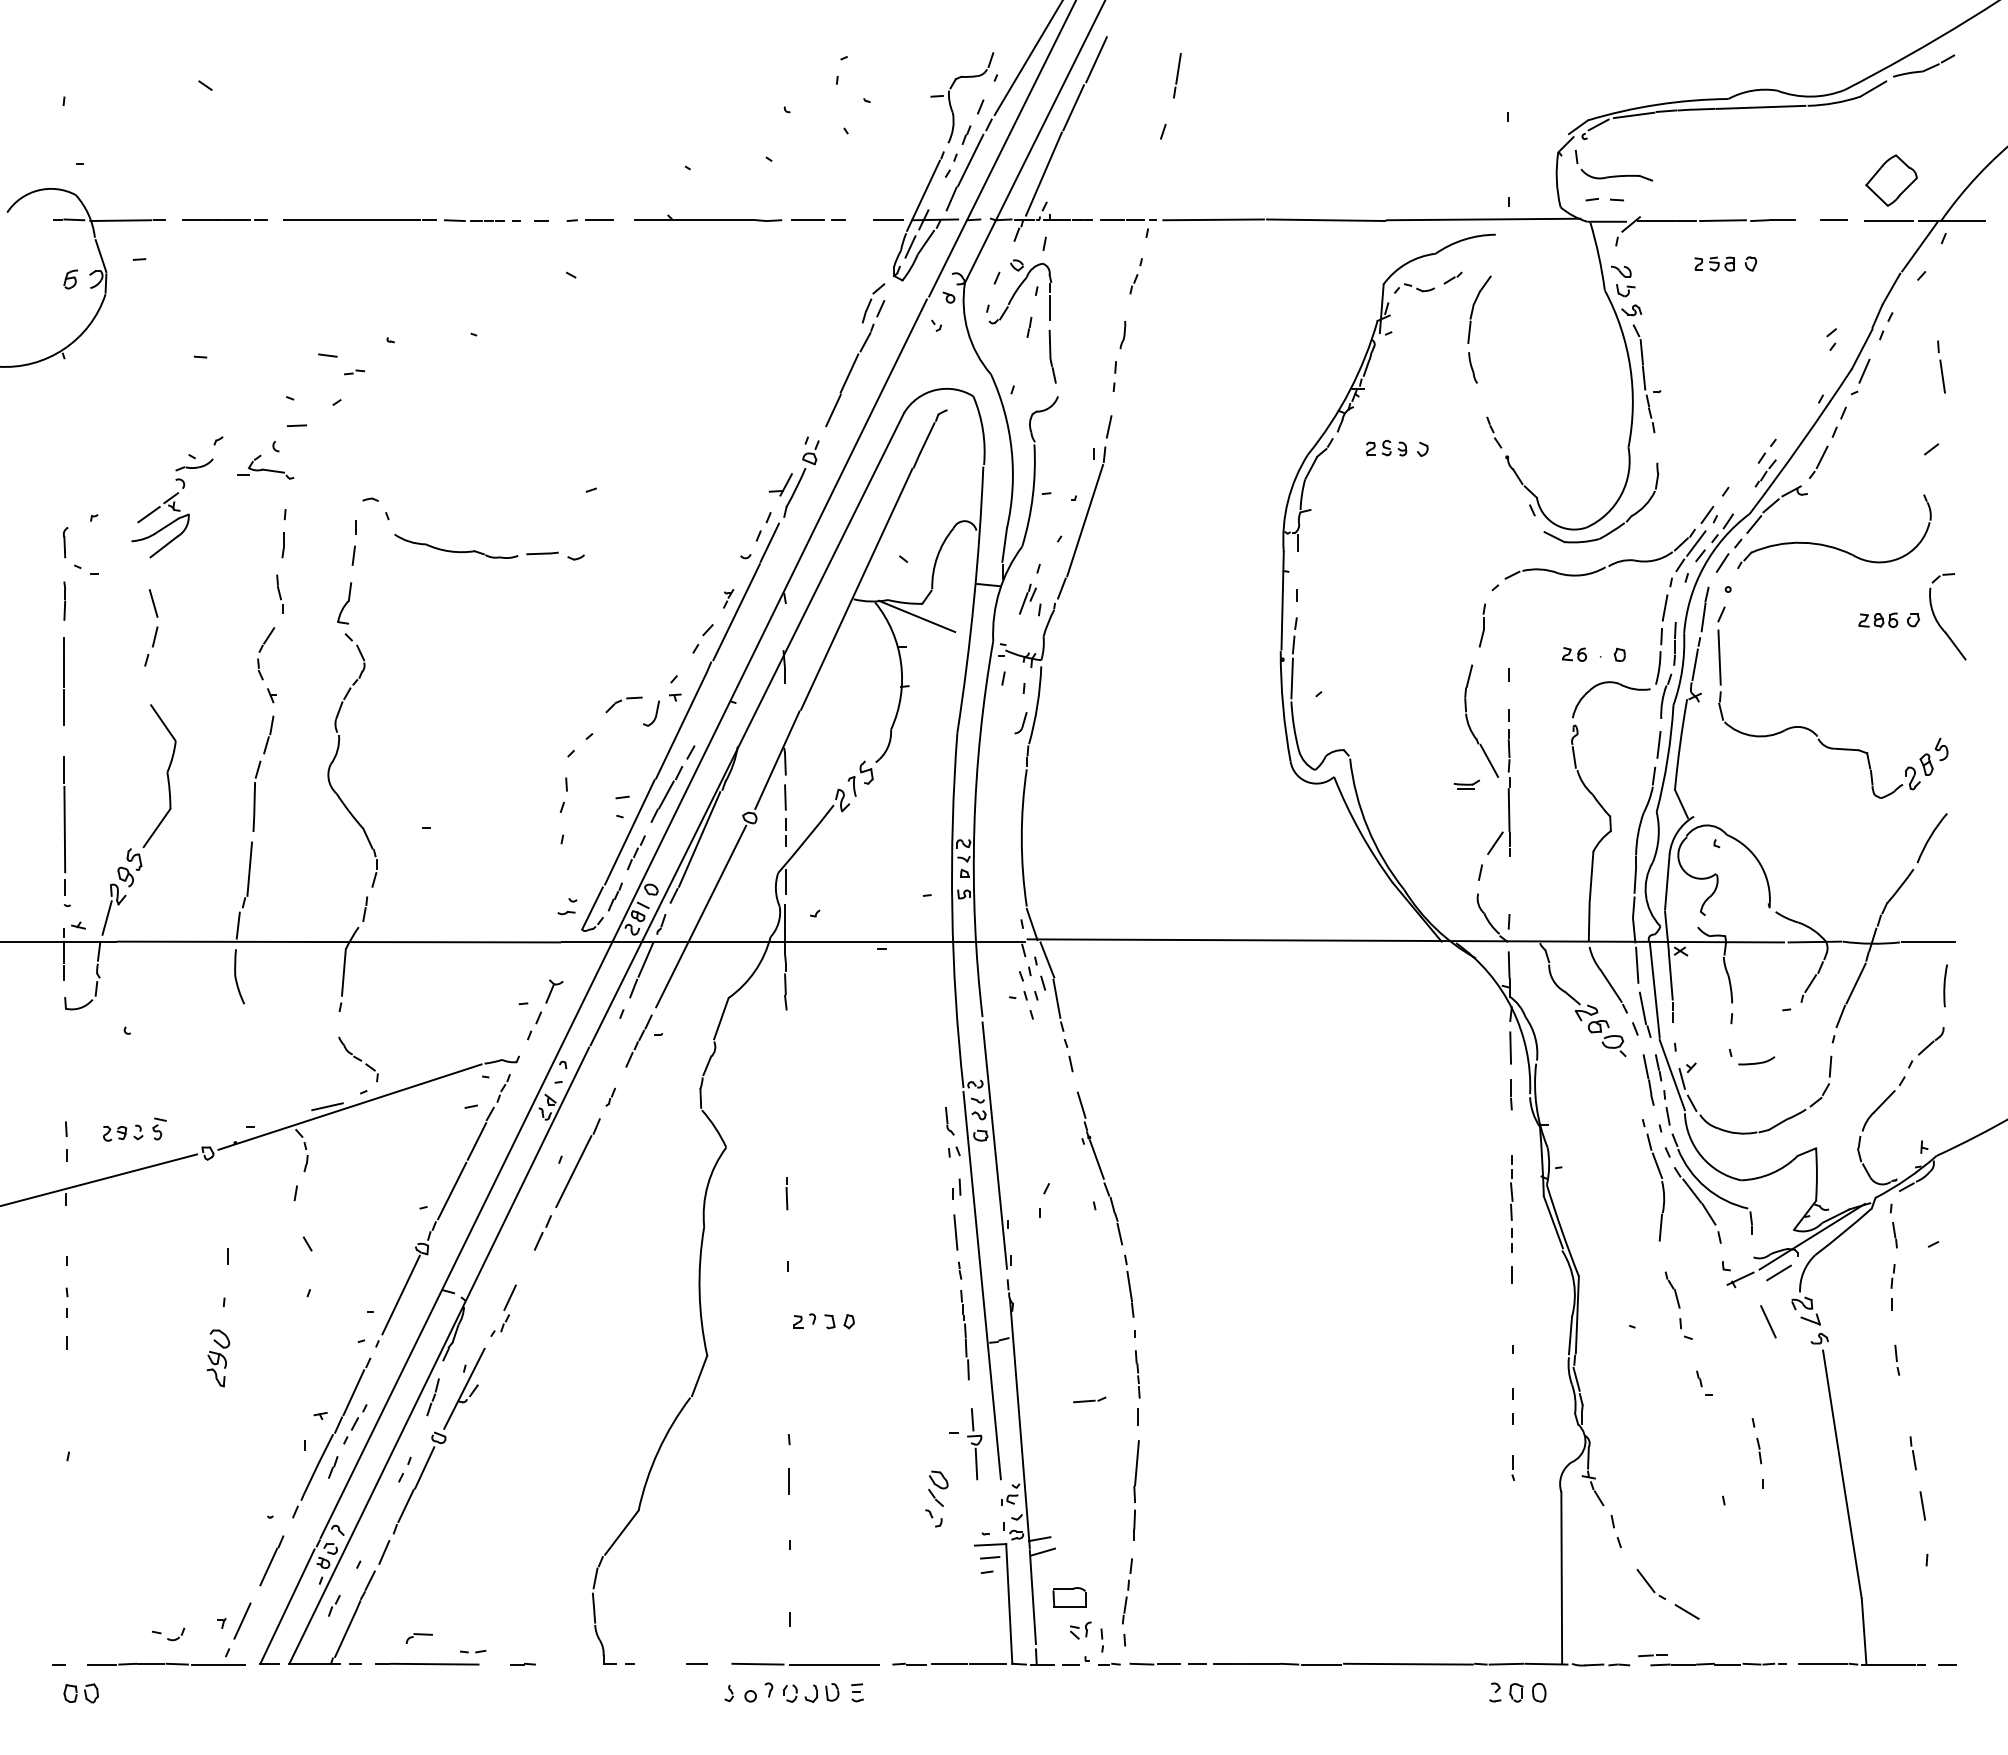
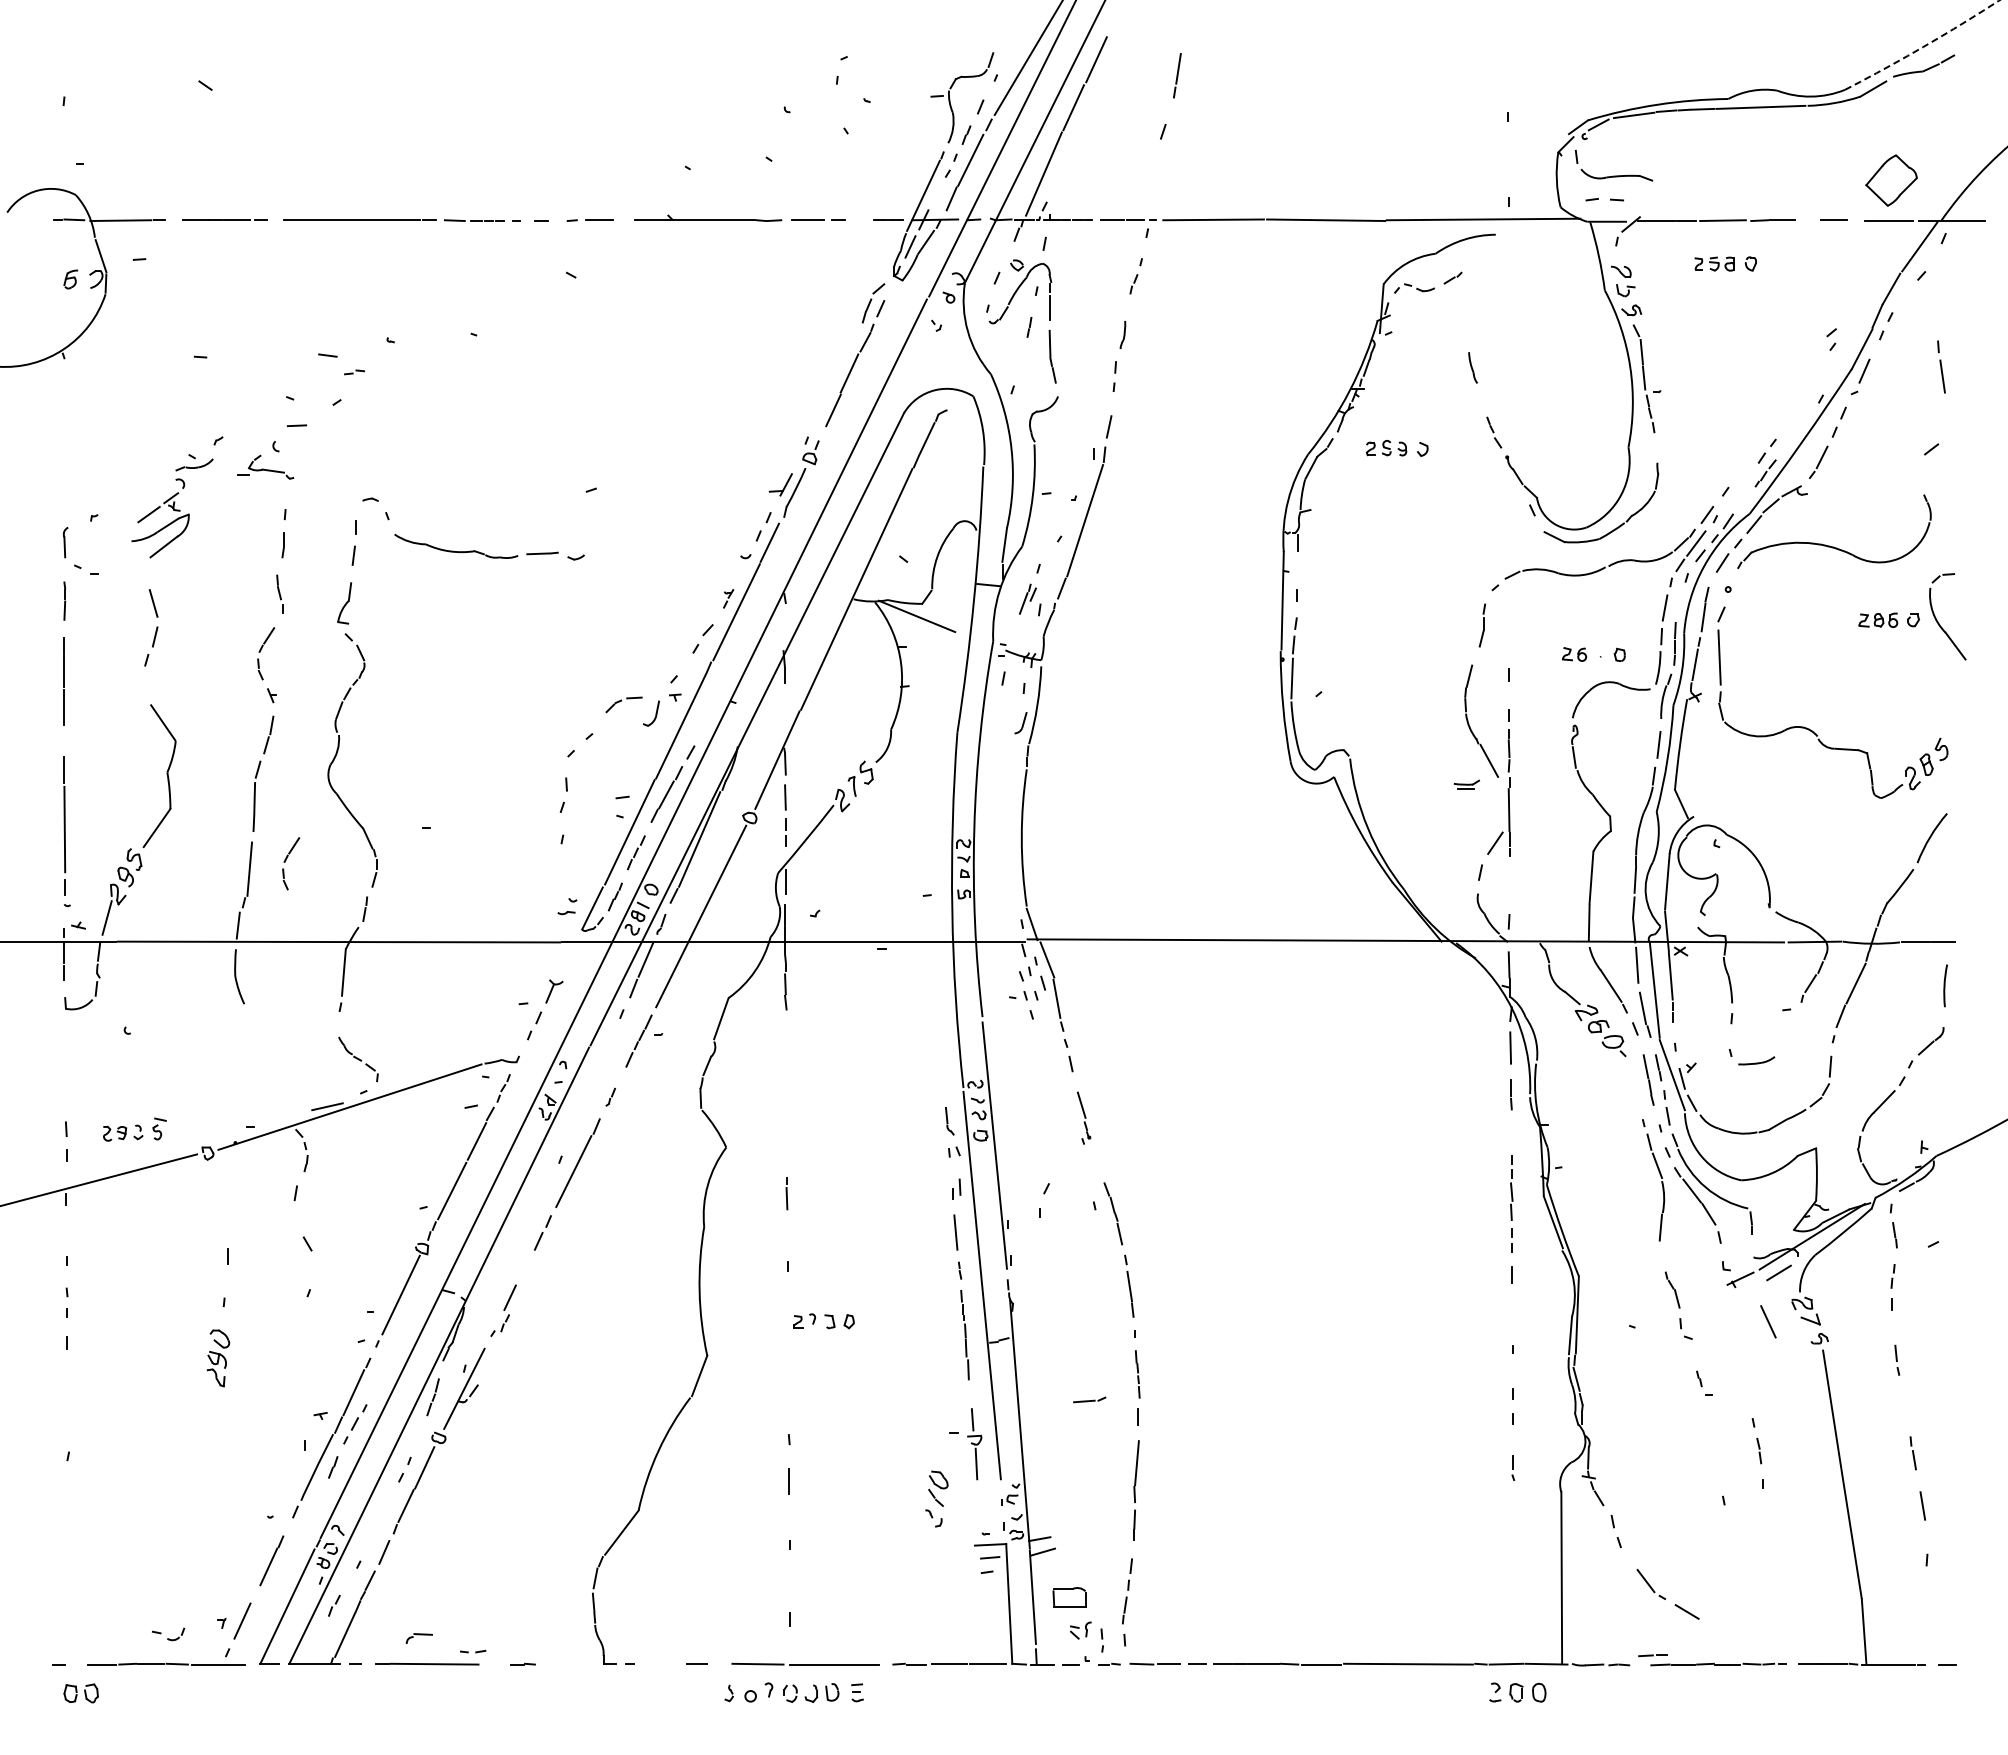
arc: solid -> dashed (1923, 46)
part: present -> none (1479, 309)
part: none -> present (291, 863)
line: present -> none (1096, 1159)
